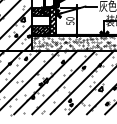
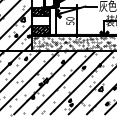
hatch: present -> none (52, 20)
